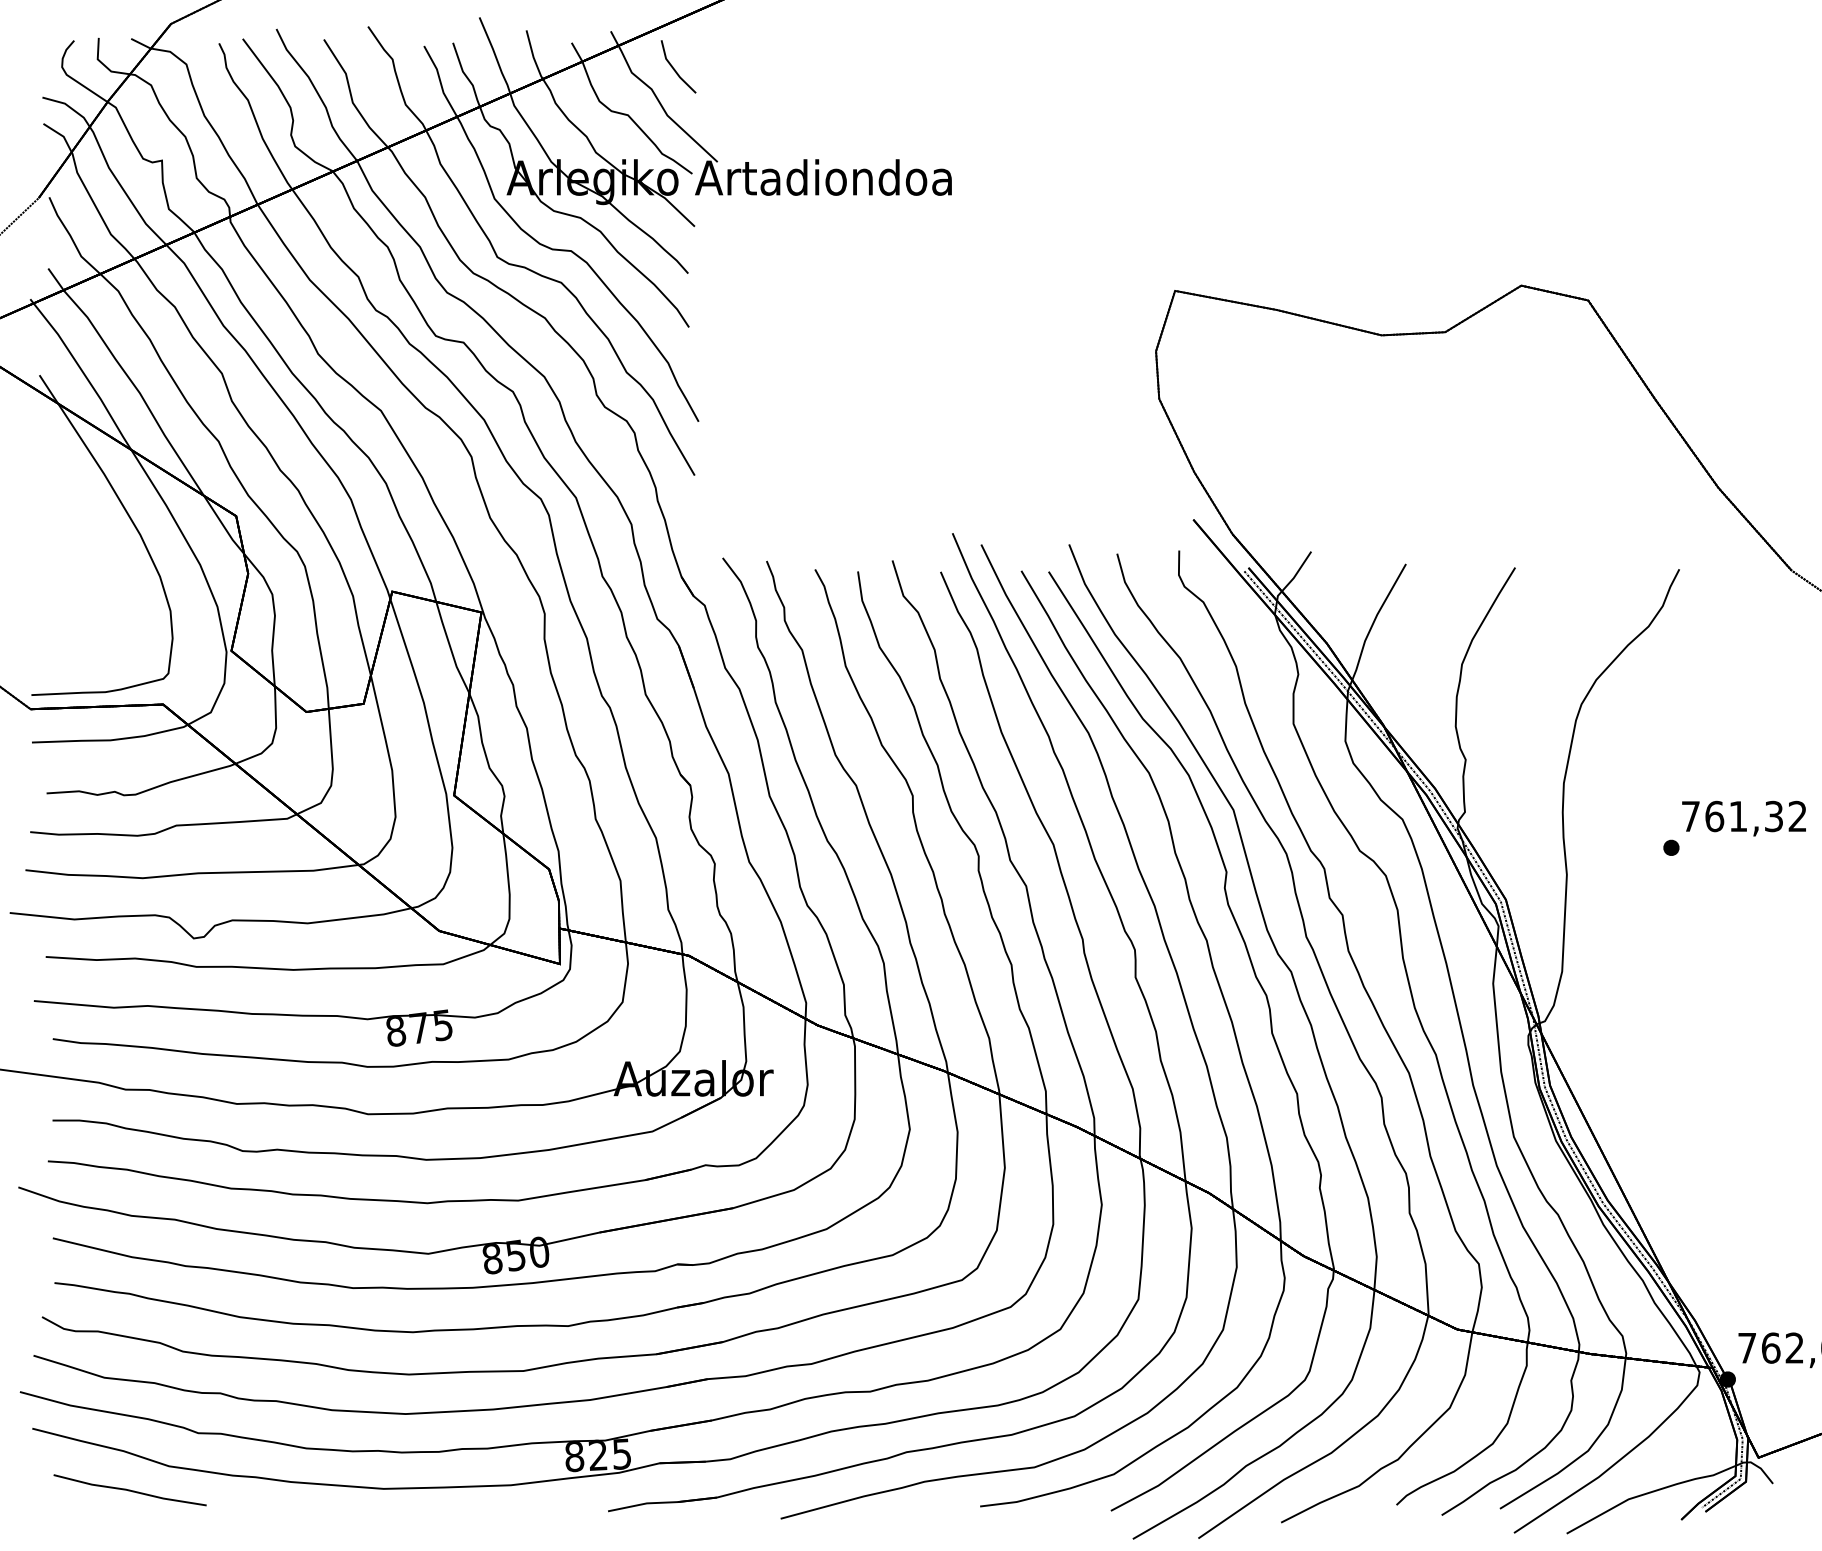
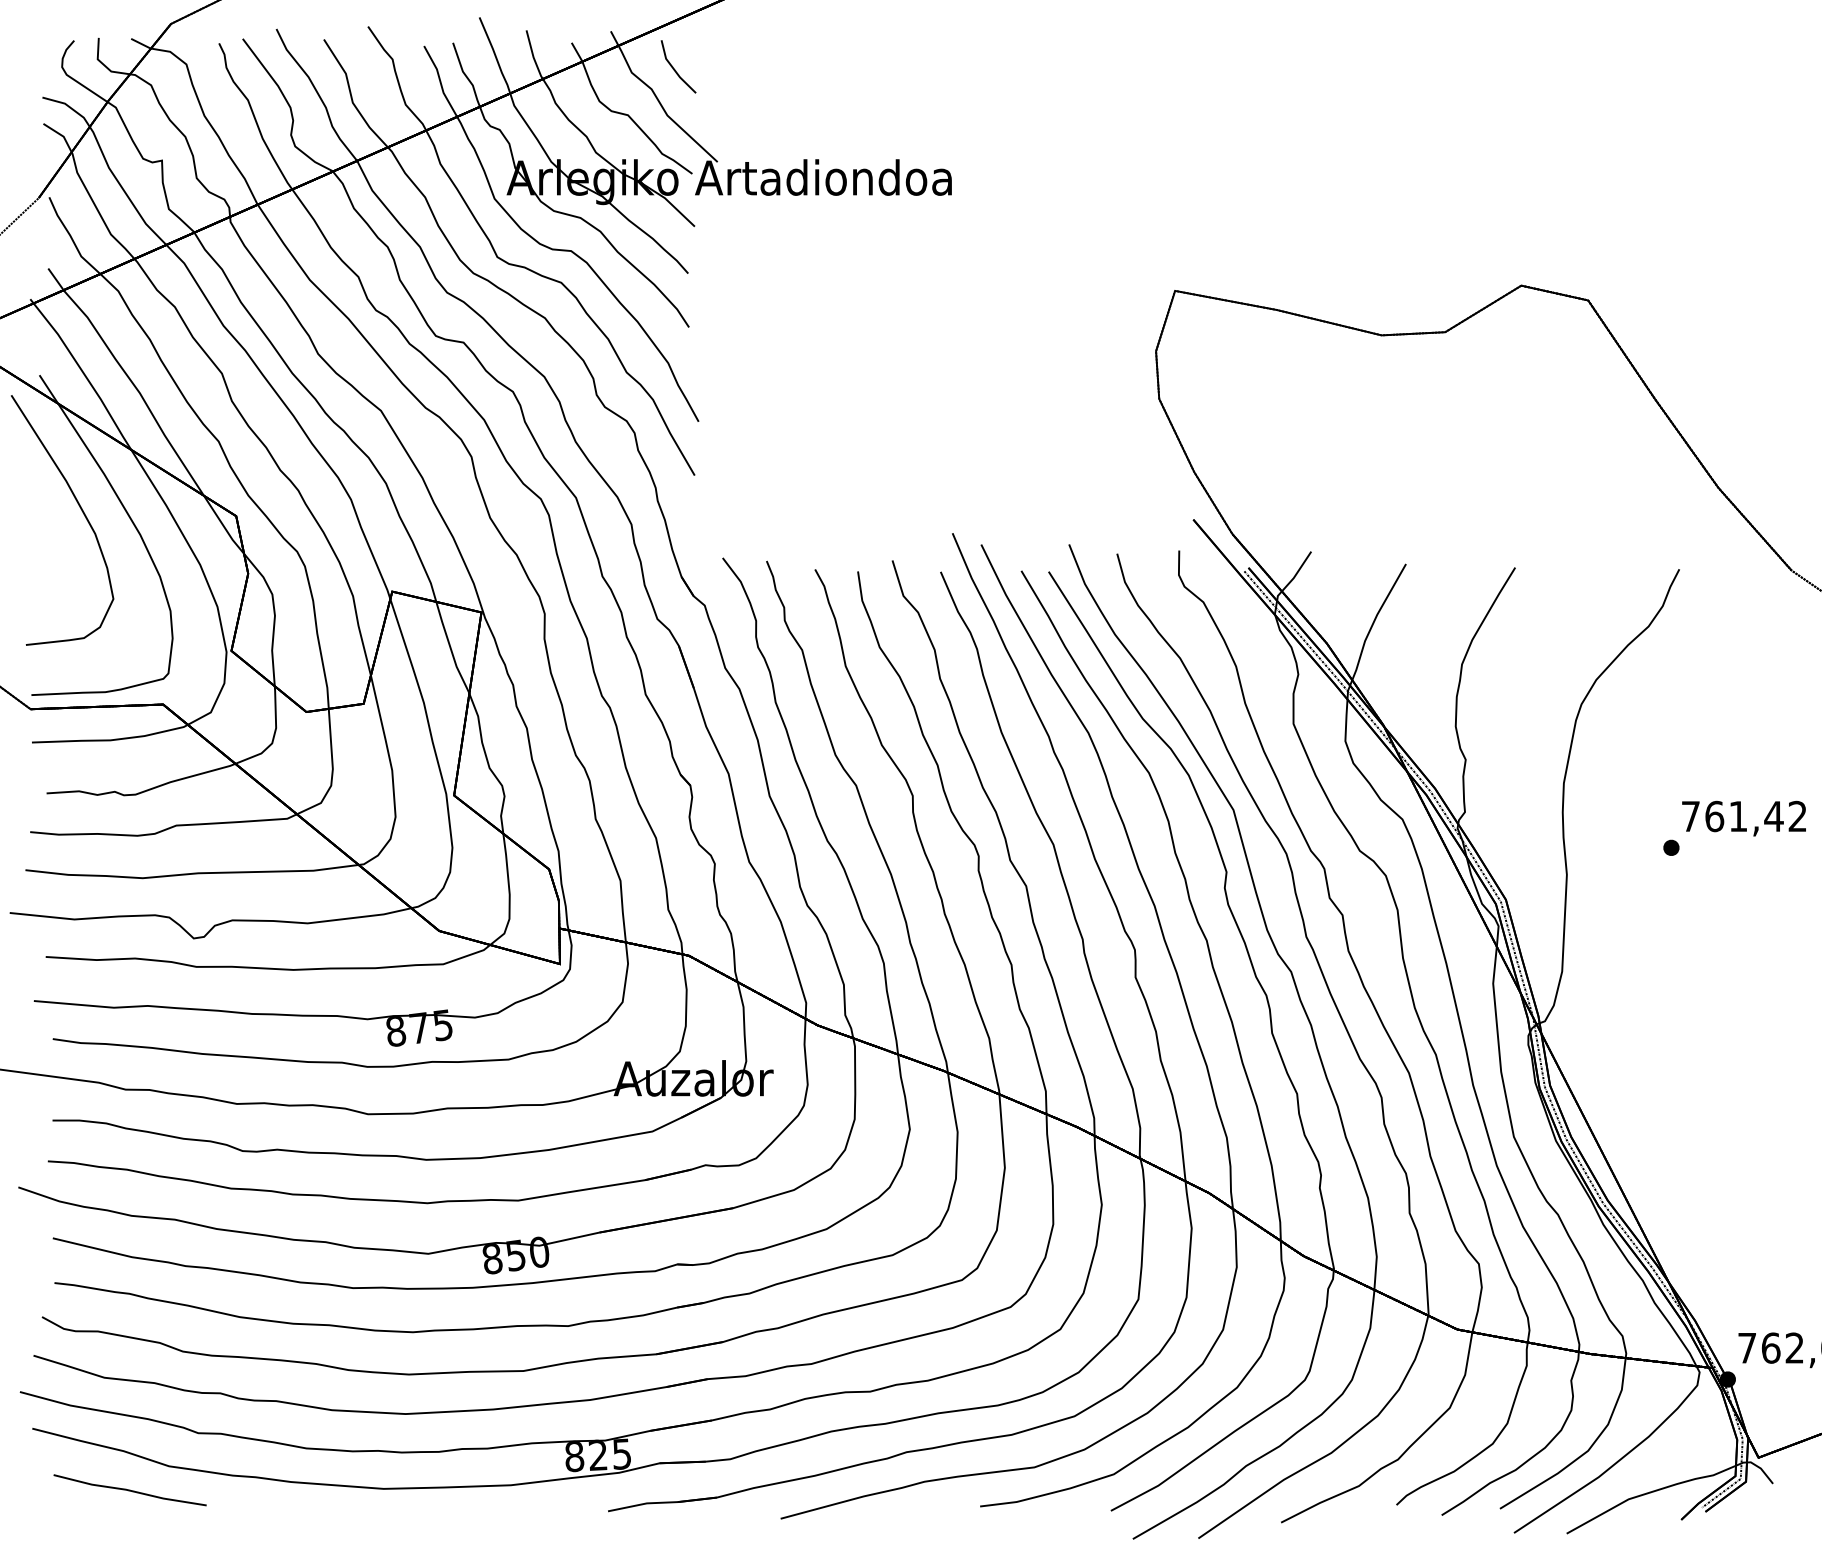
curve: none -> present (81, 511)
text: 761,32 -> 761,42 (1773, 816)
